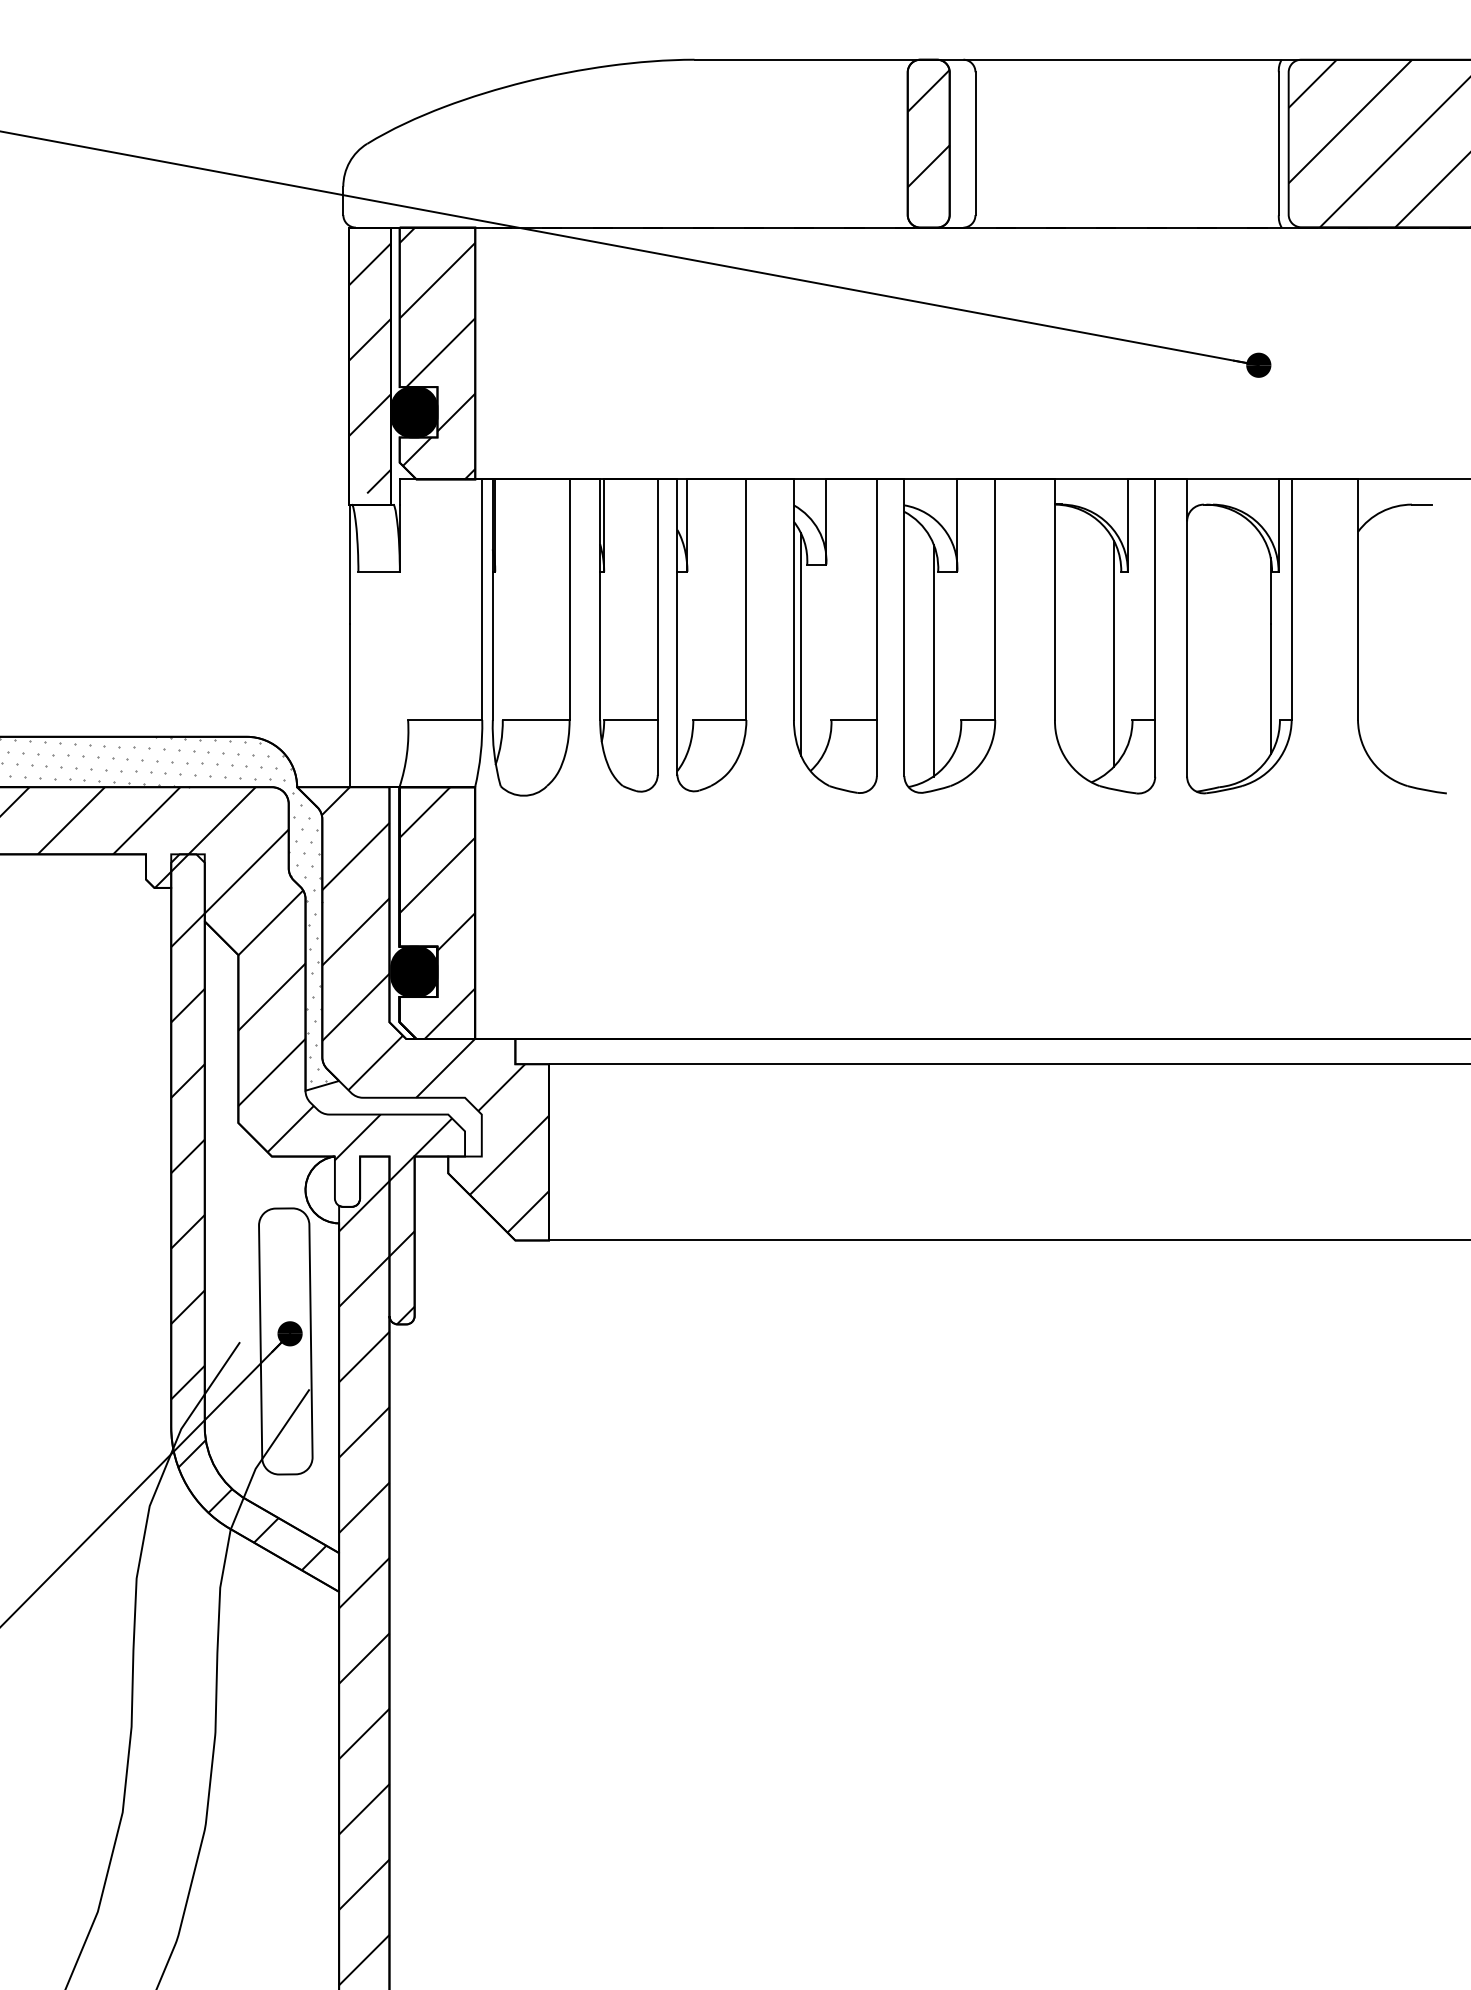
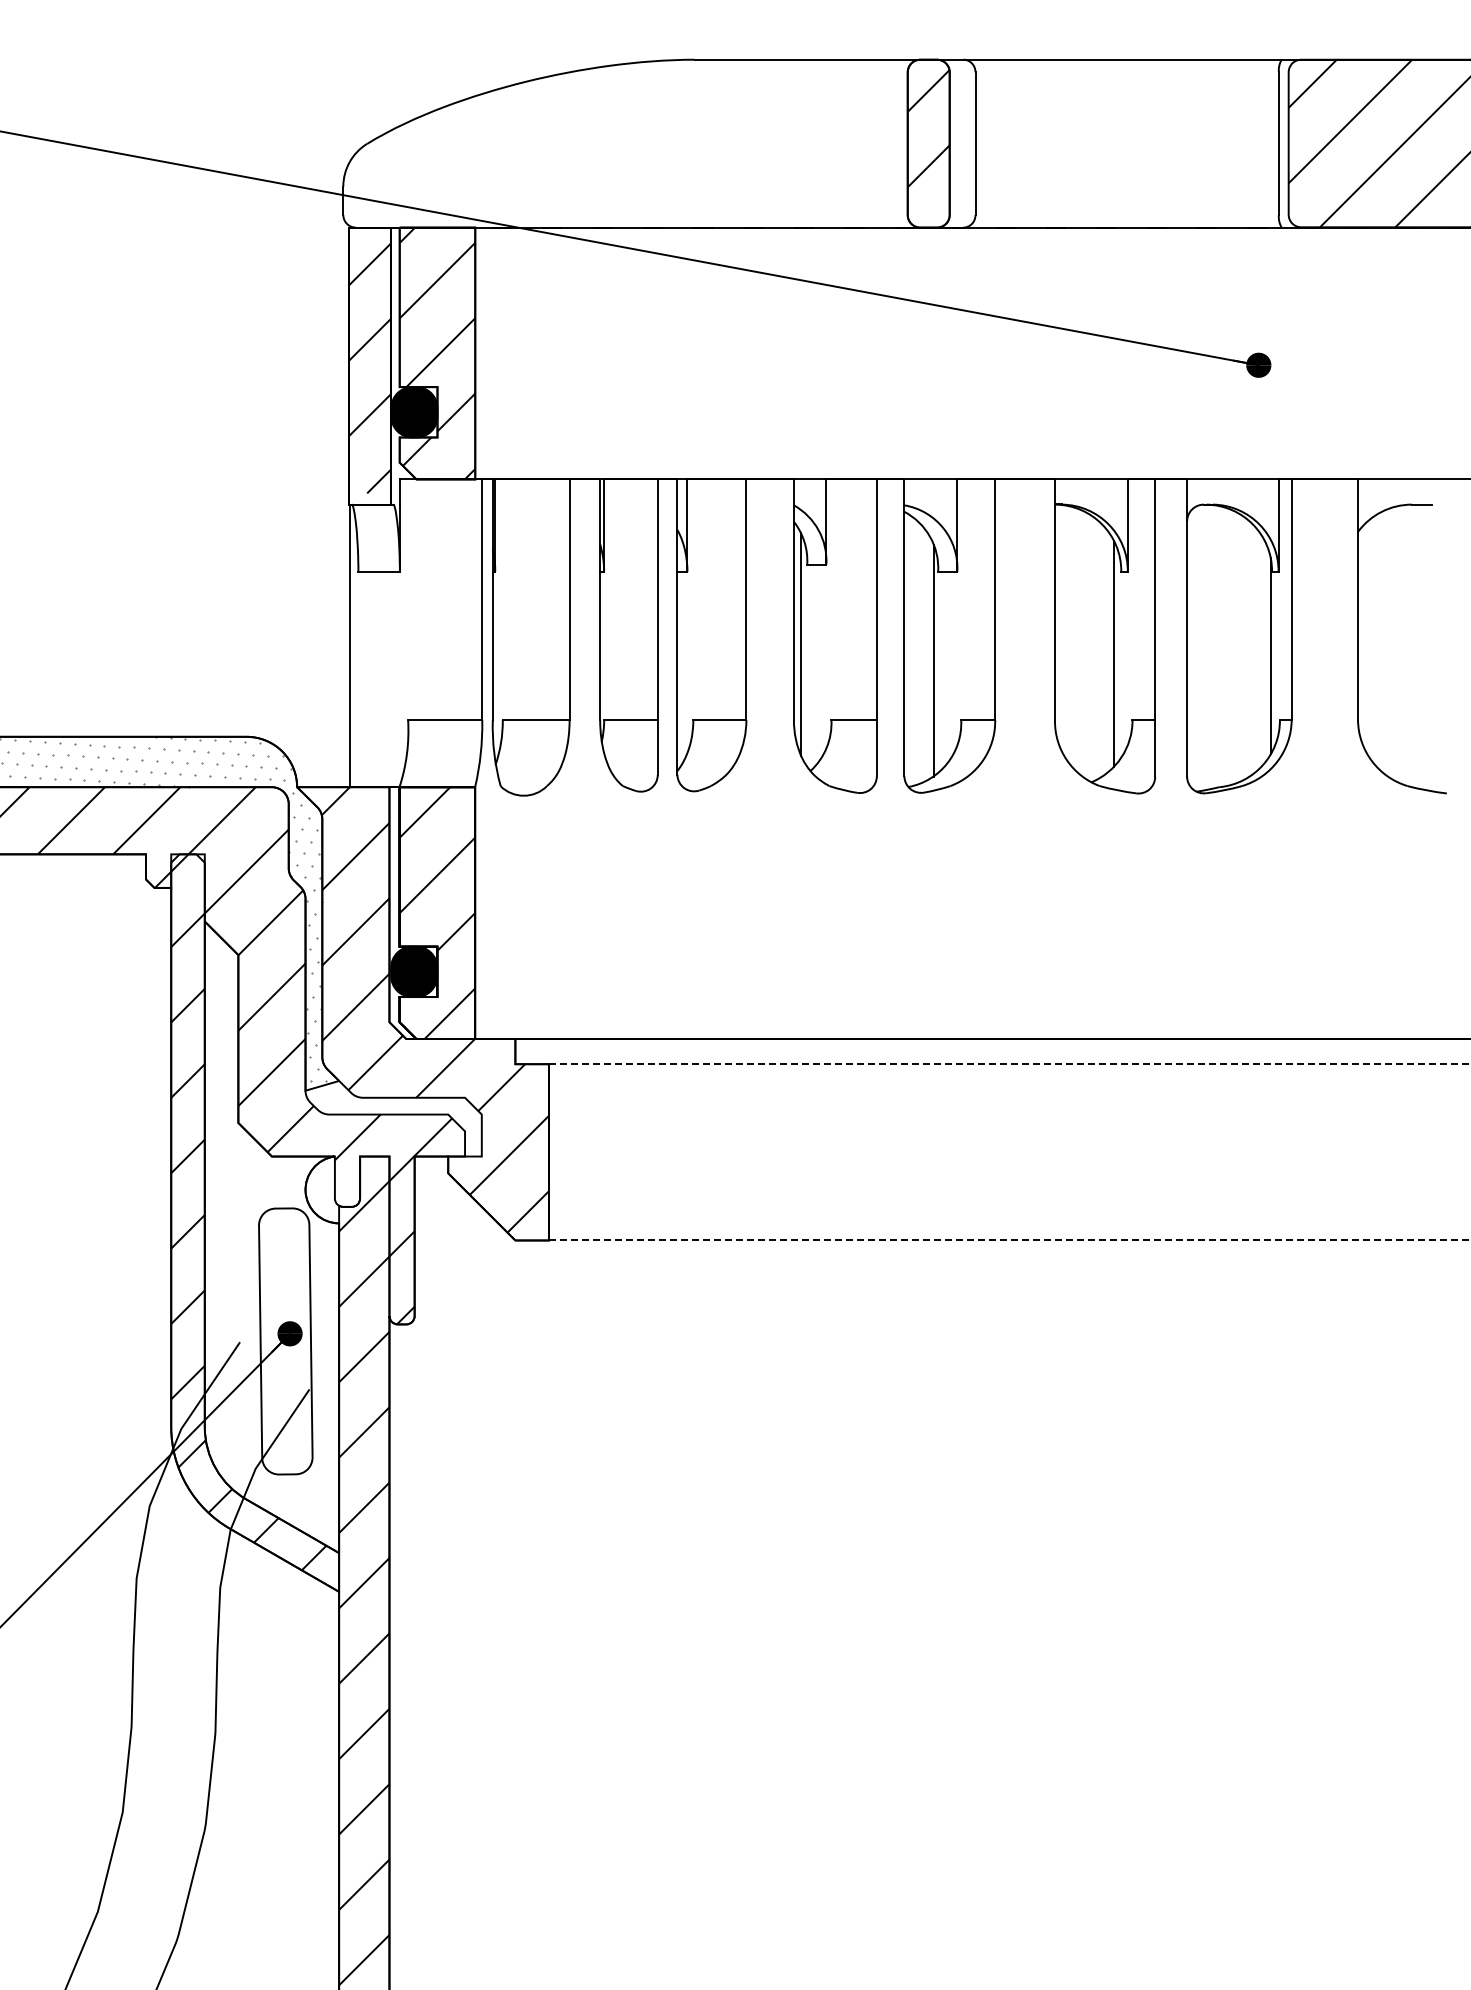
line: solid -> dashed (1009, 1064)
line: solid -> dashed (1009, 1240)
